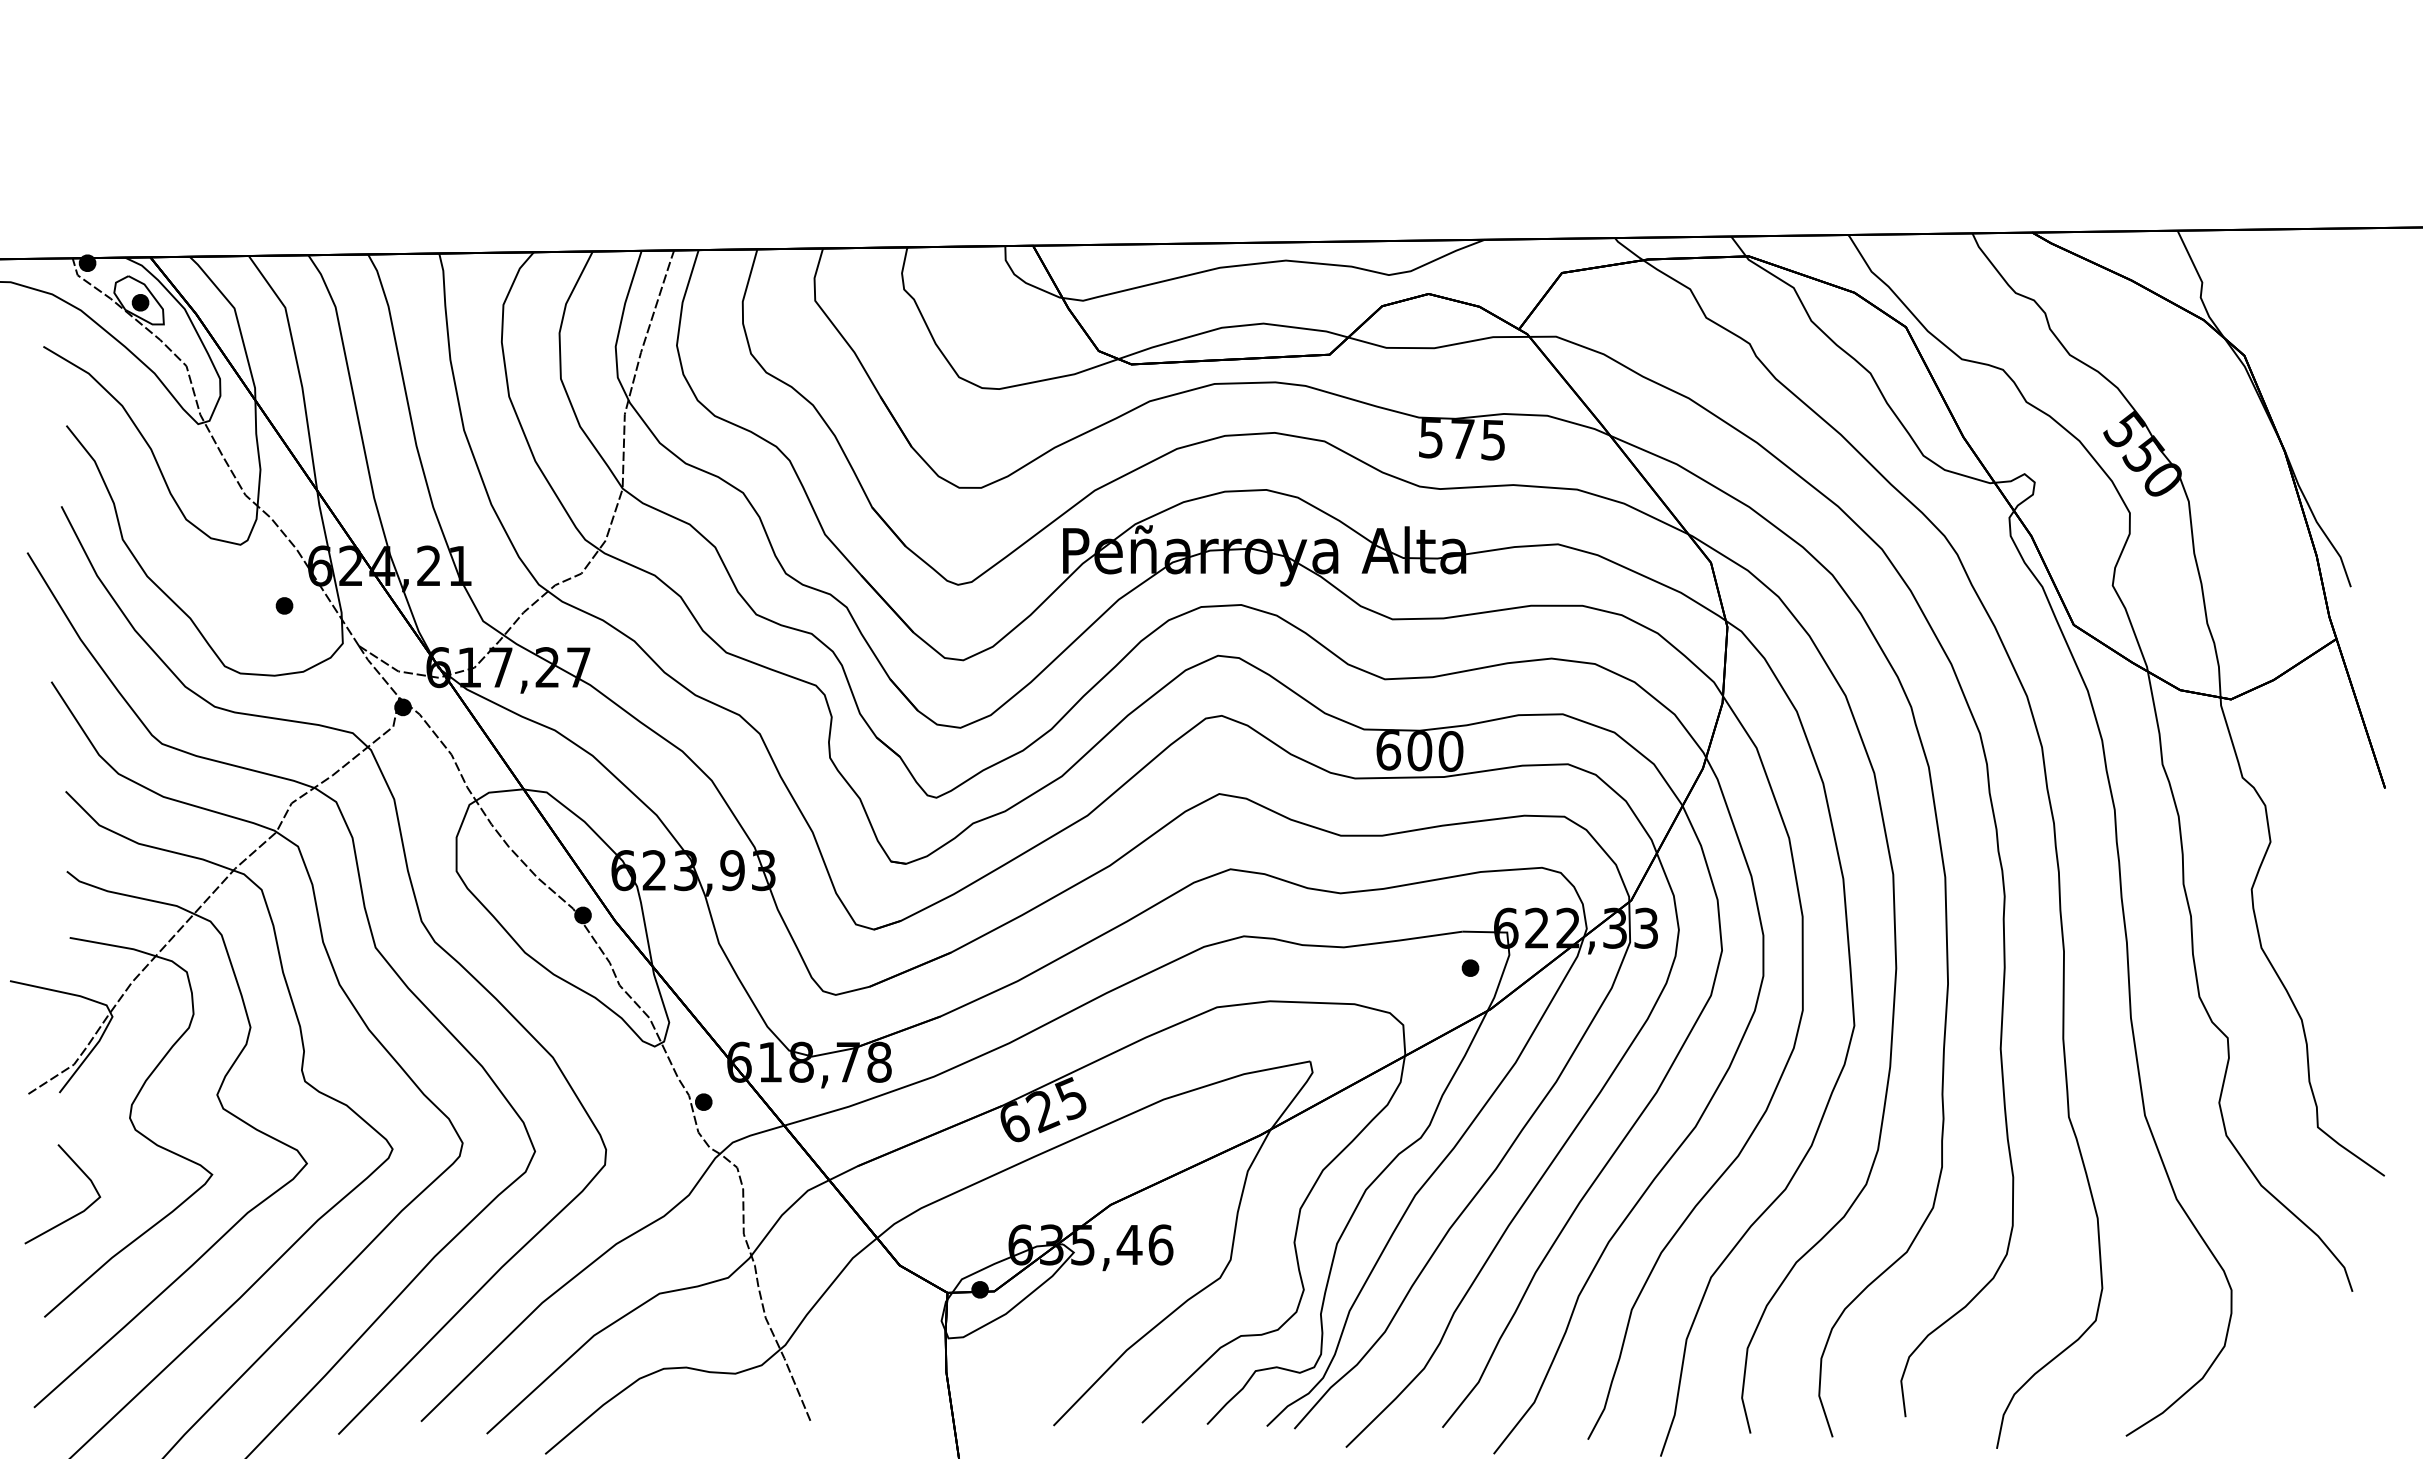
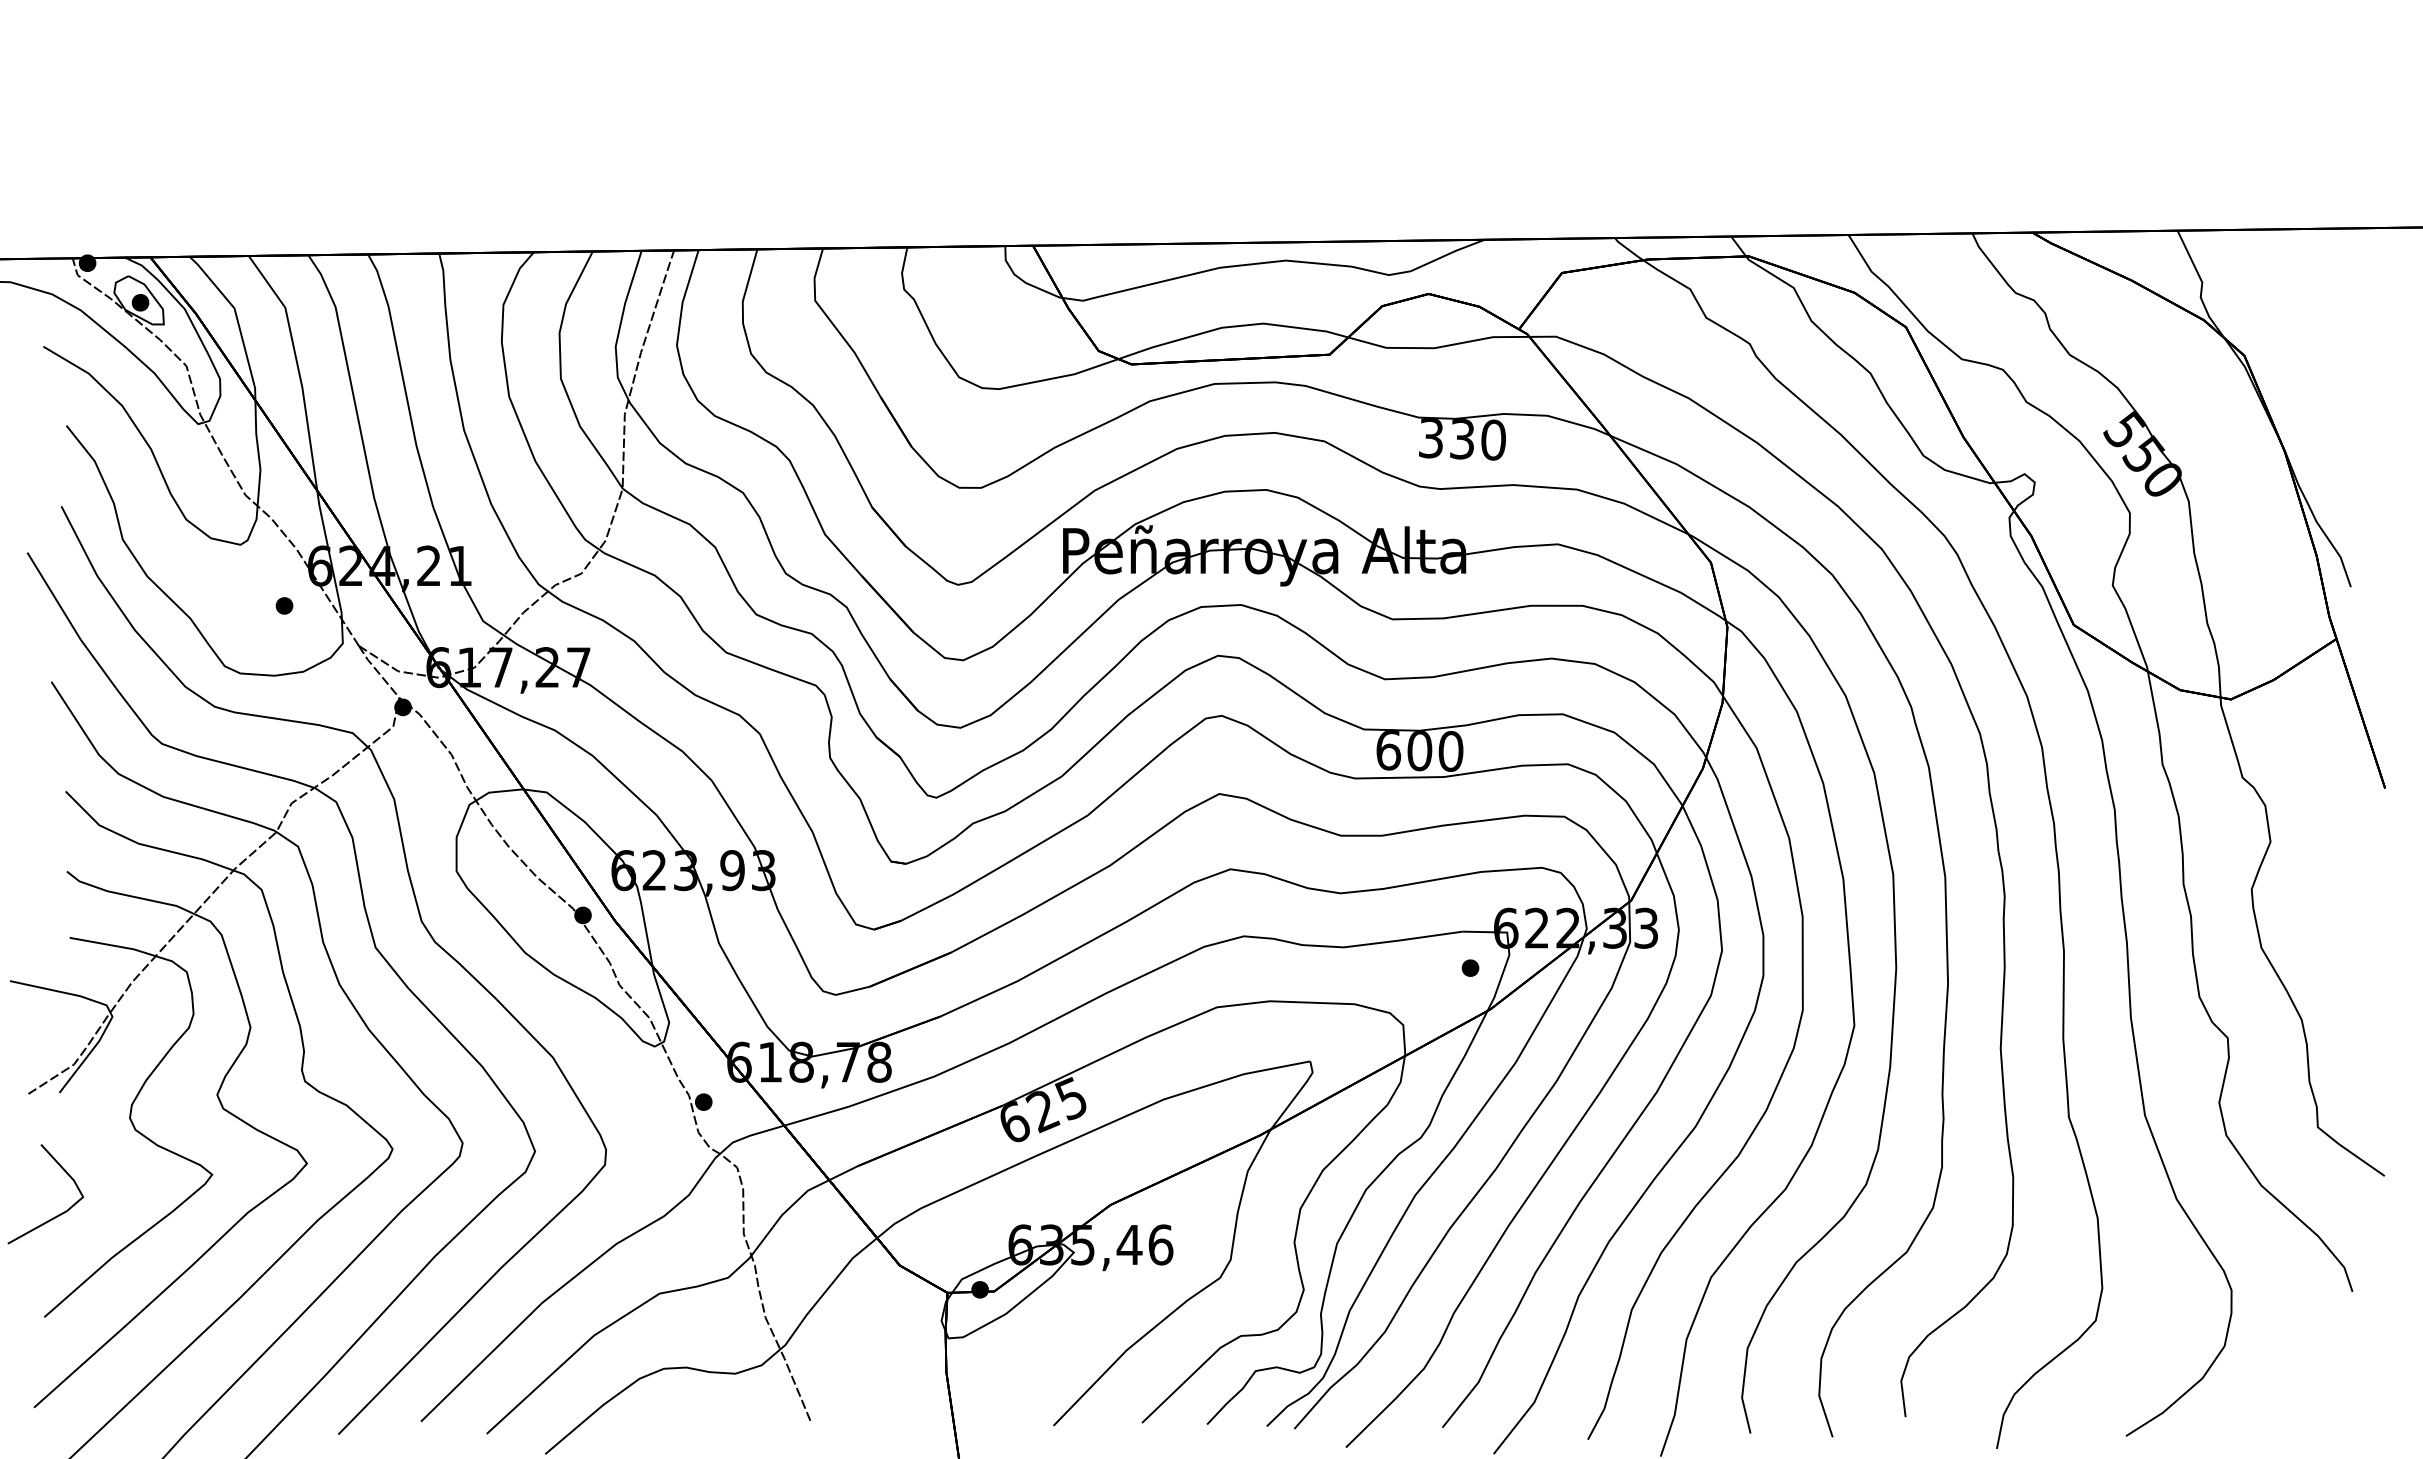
text: 575 -> 330 (1462, 439)
line position: (73, 1215) -> (56, 1215) (56, 1215)
